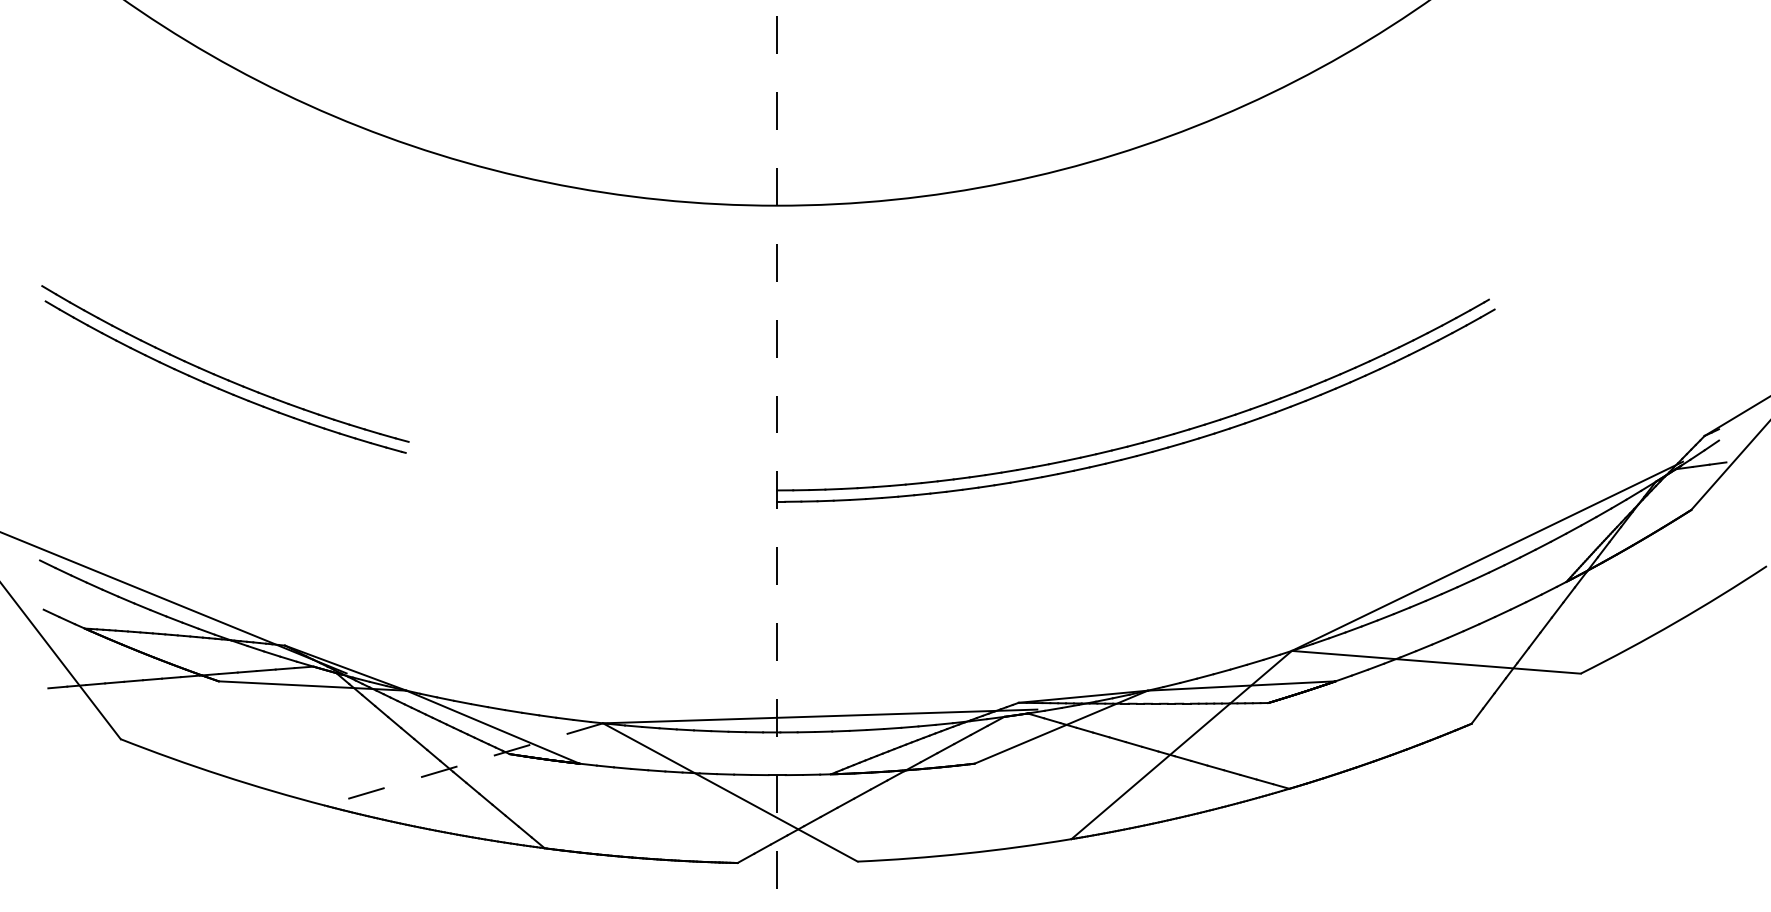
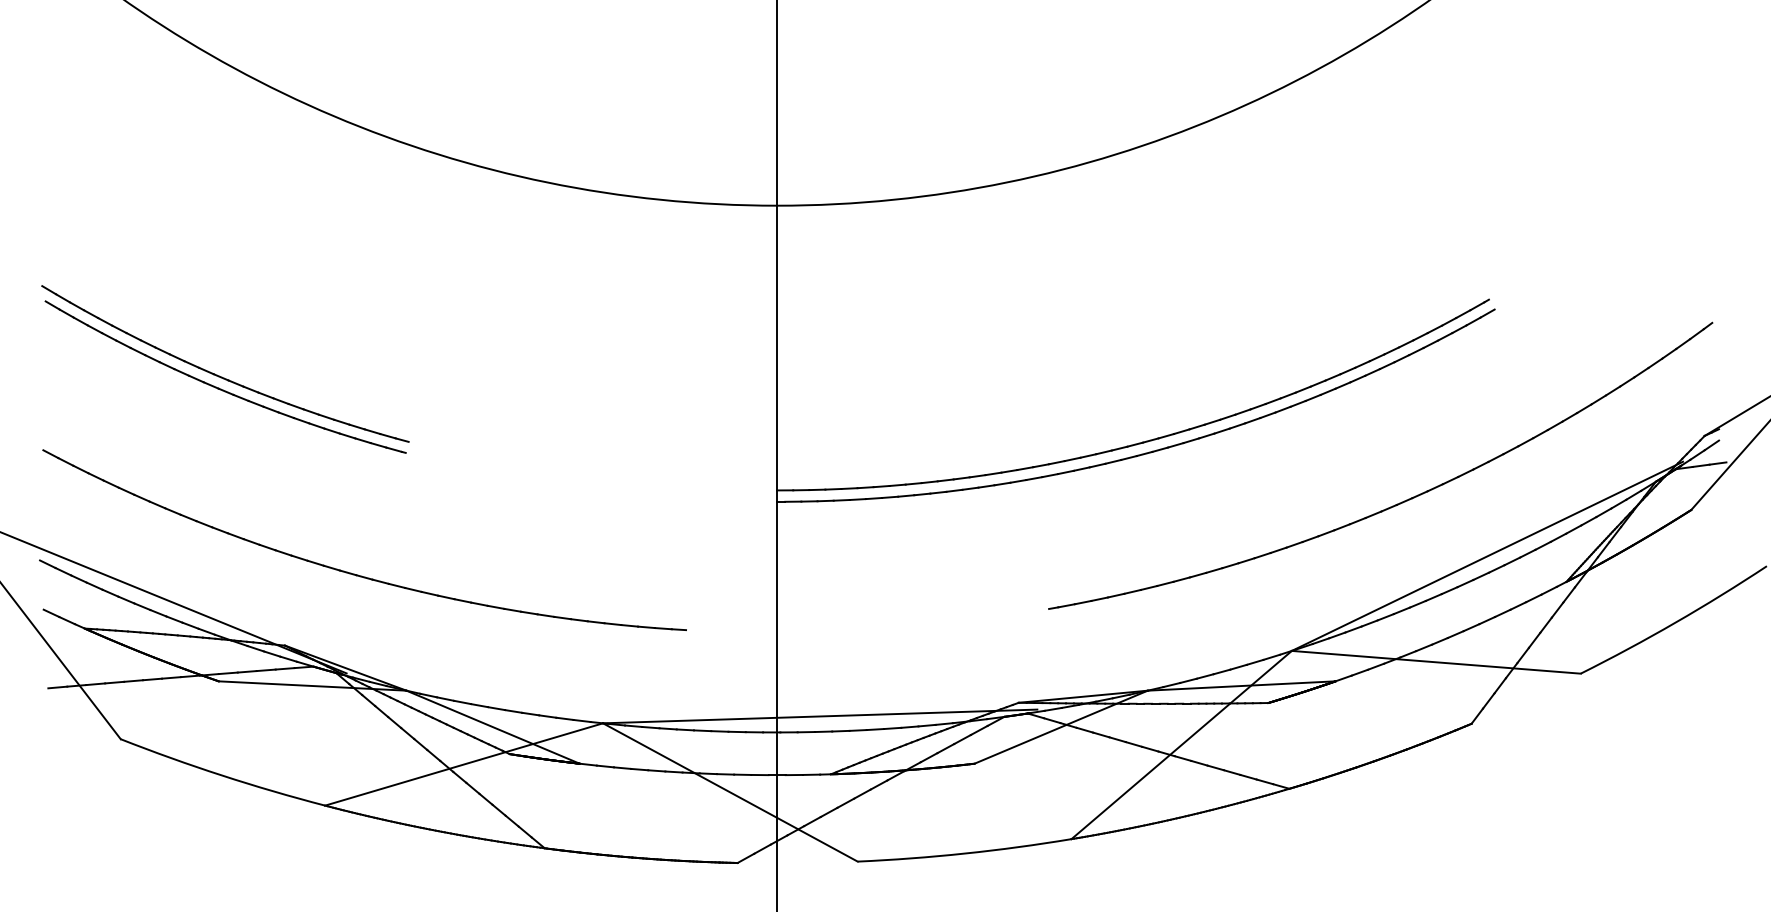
line: dashed -> solid (777, 456)
part: none -> present (1399, 502)
part: none -> present (354, 573)
line: dashed -> solid (464, 764)
